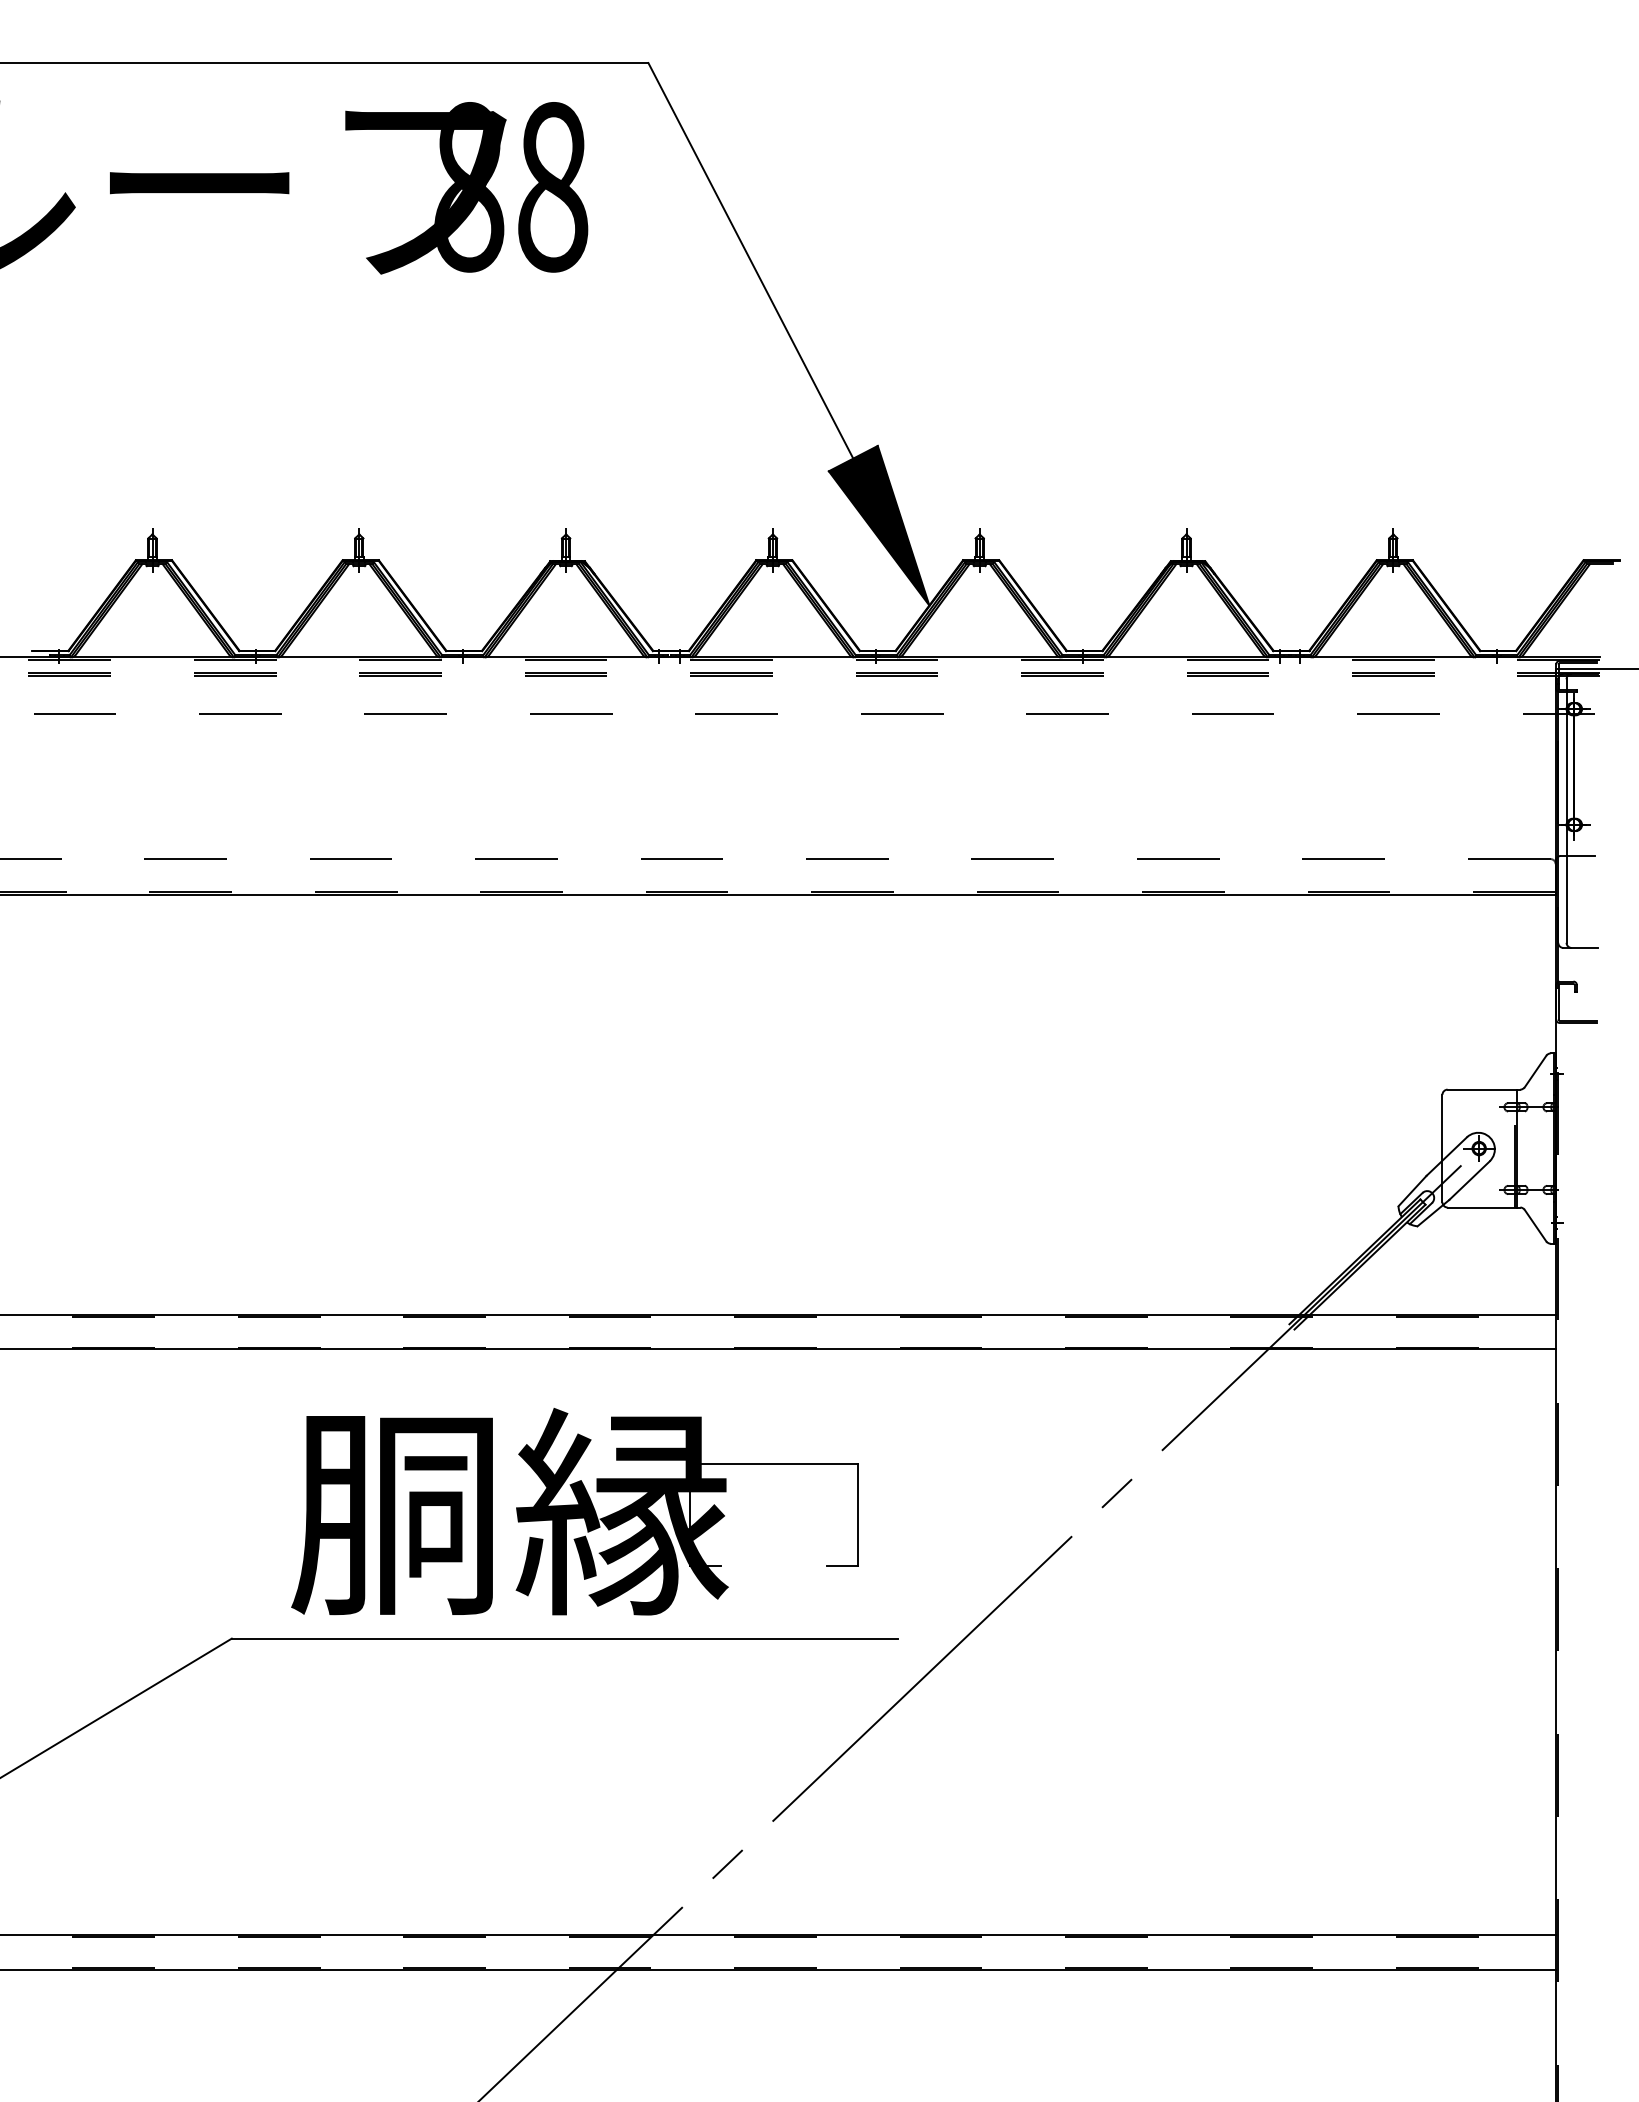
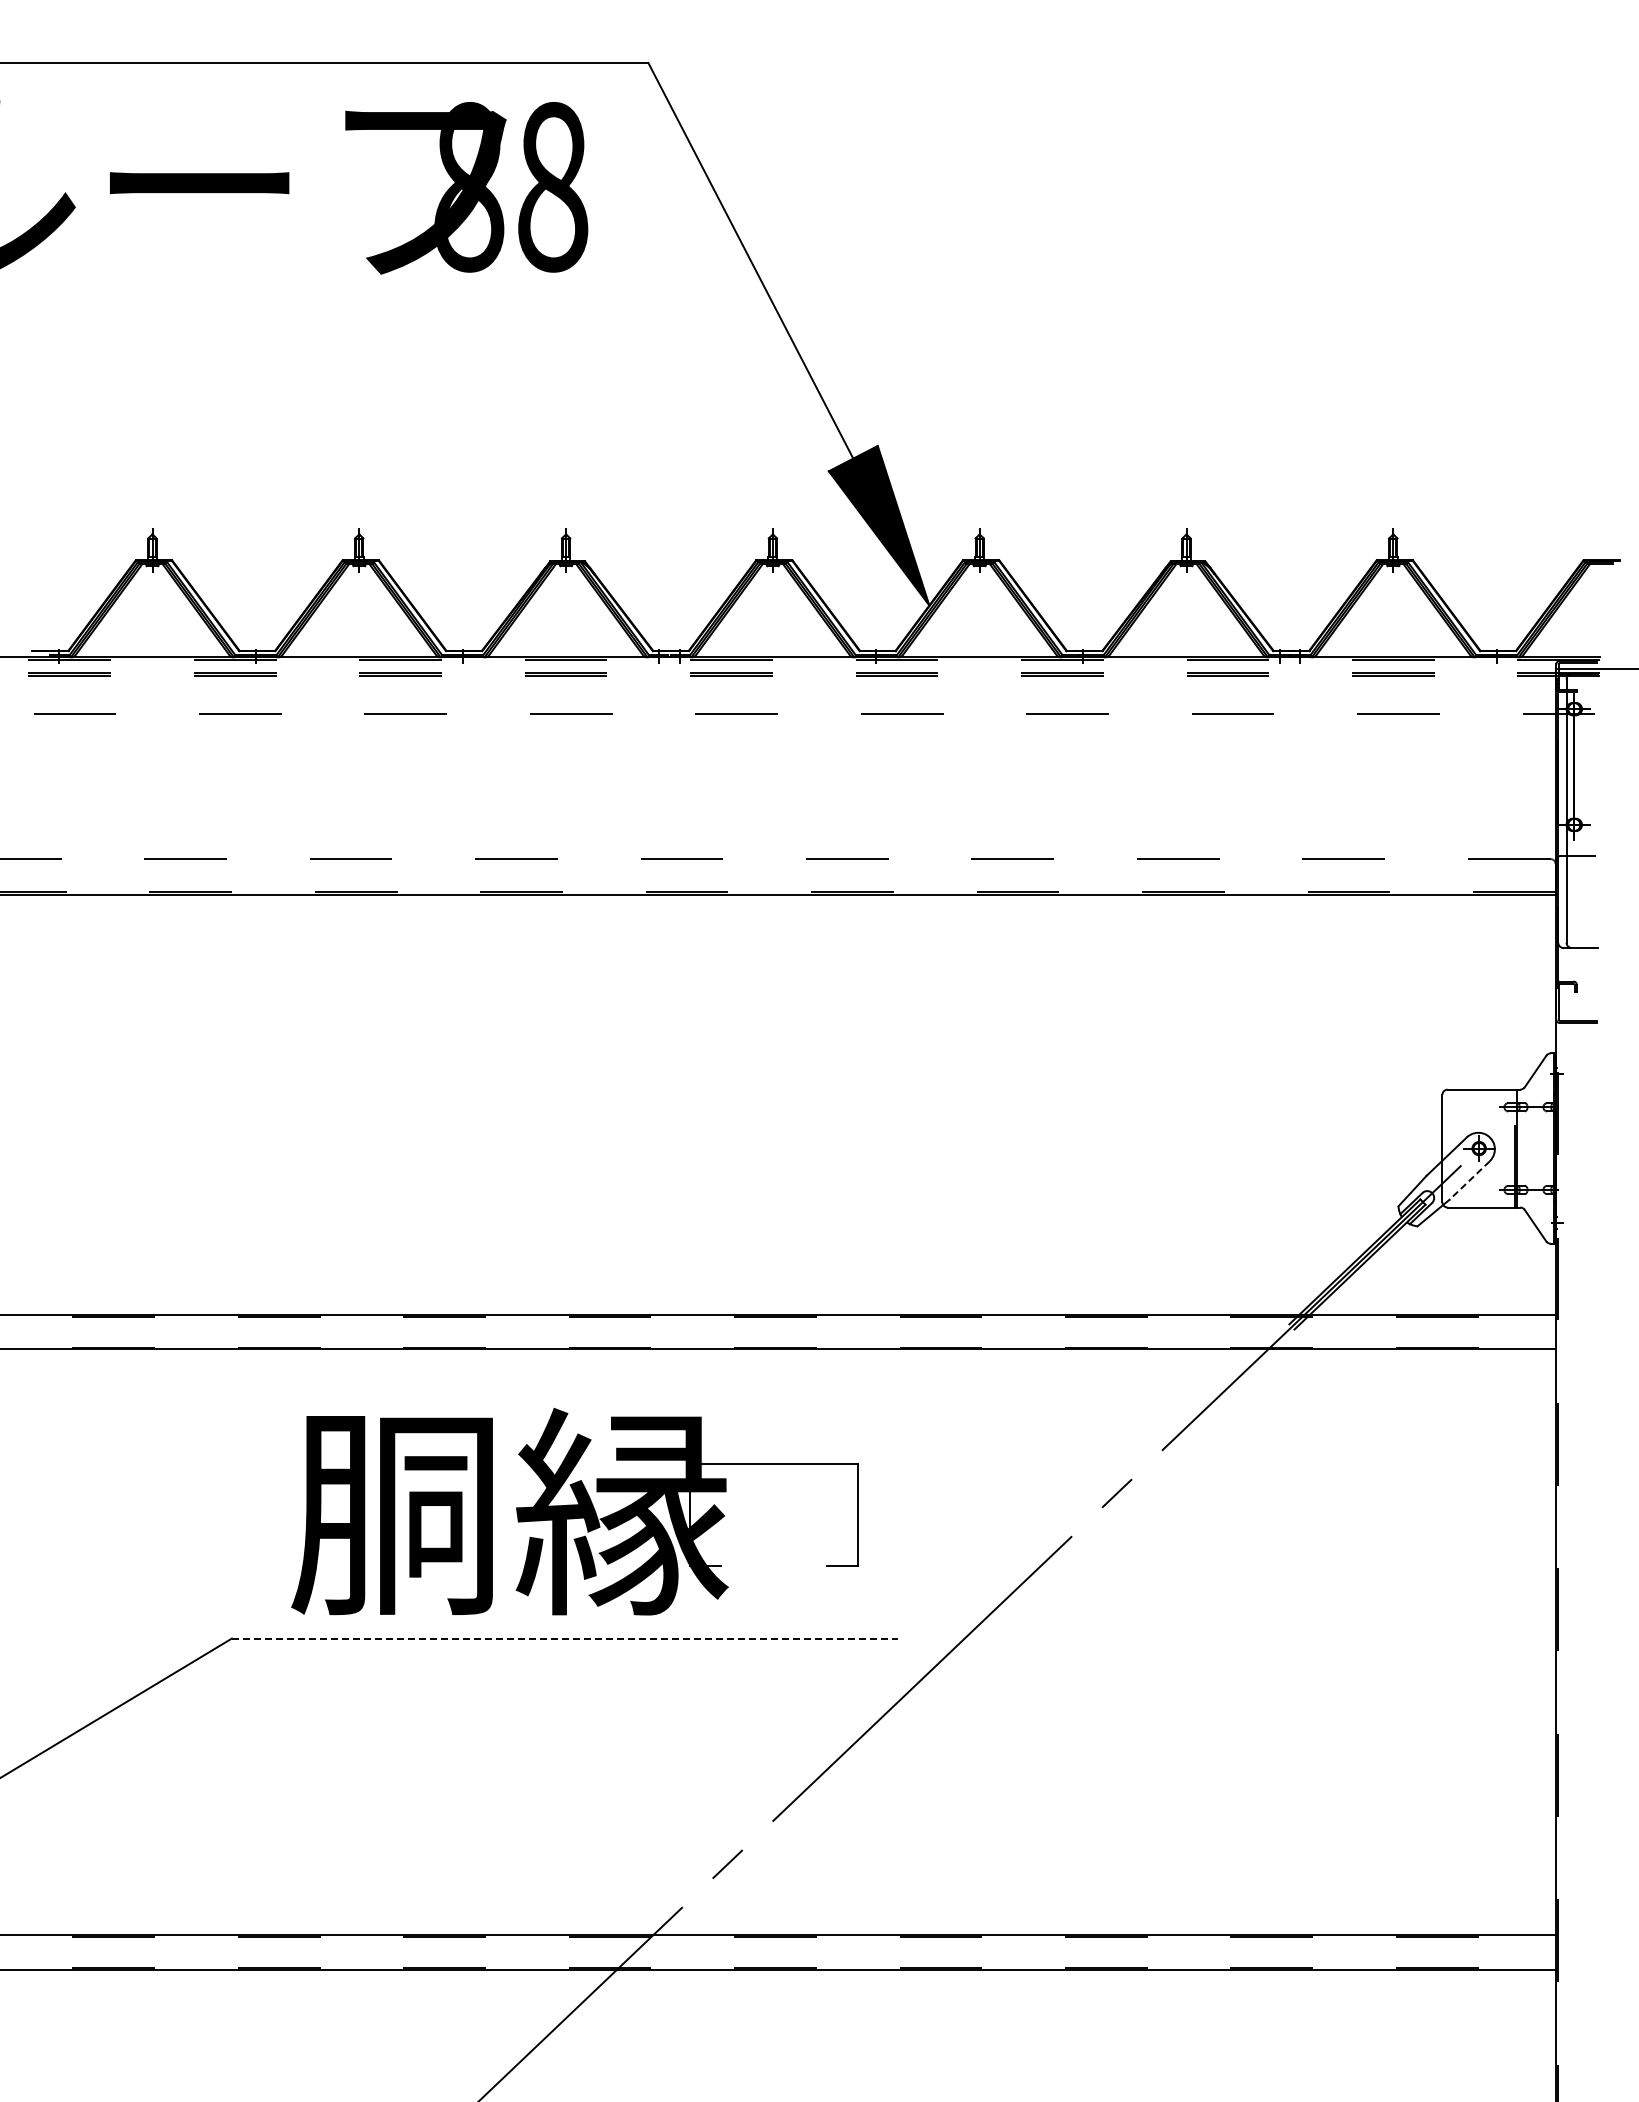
line: solid -> dashed (1469, 1180)
line: solid -> dashed (565, 1638)
